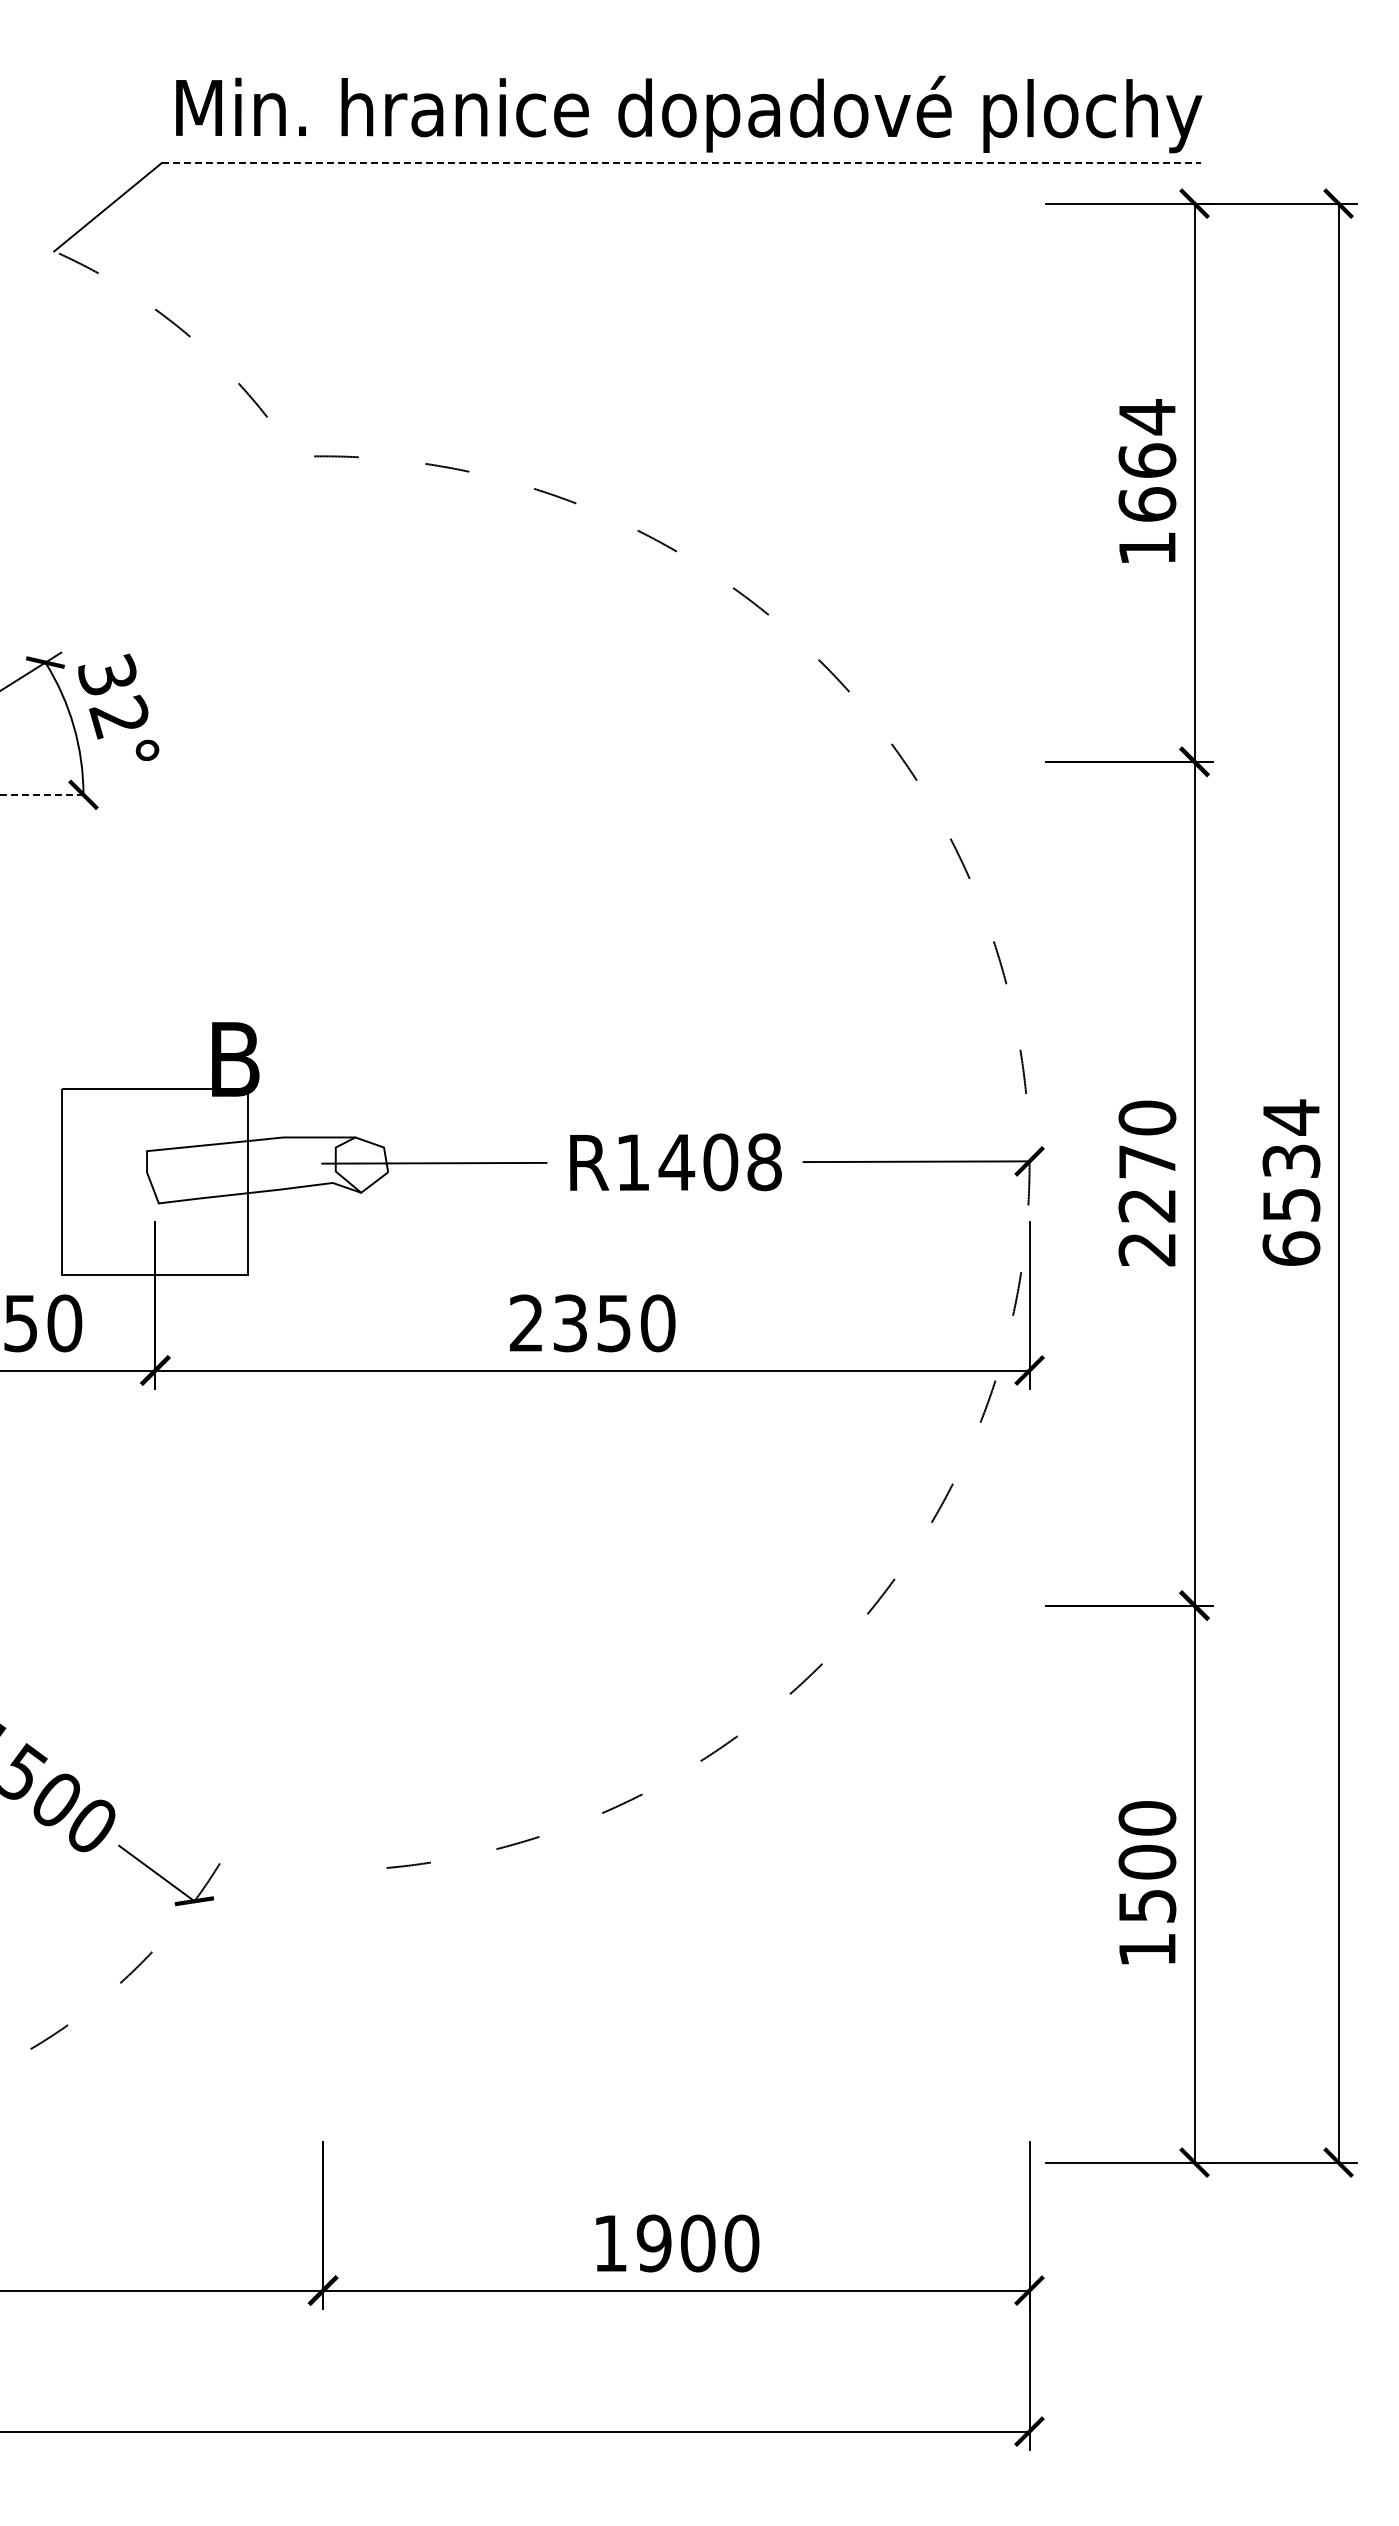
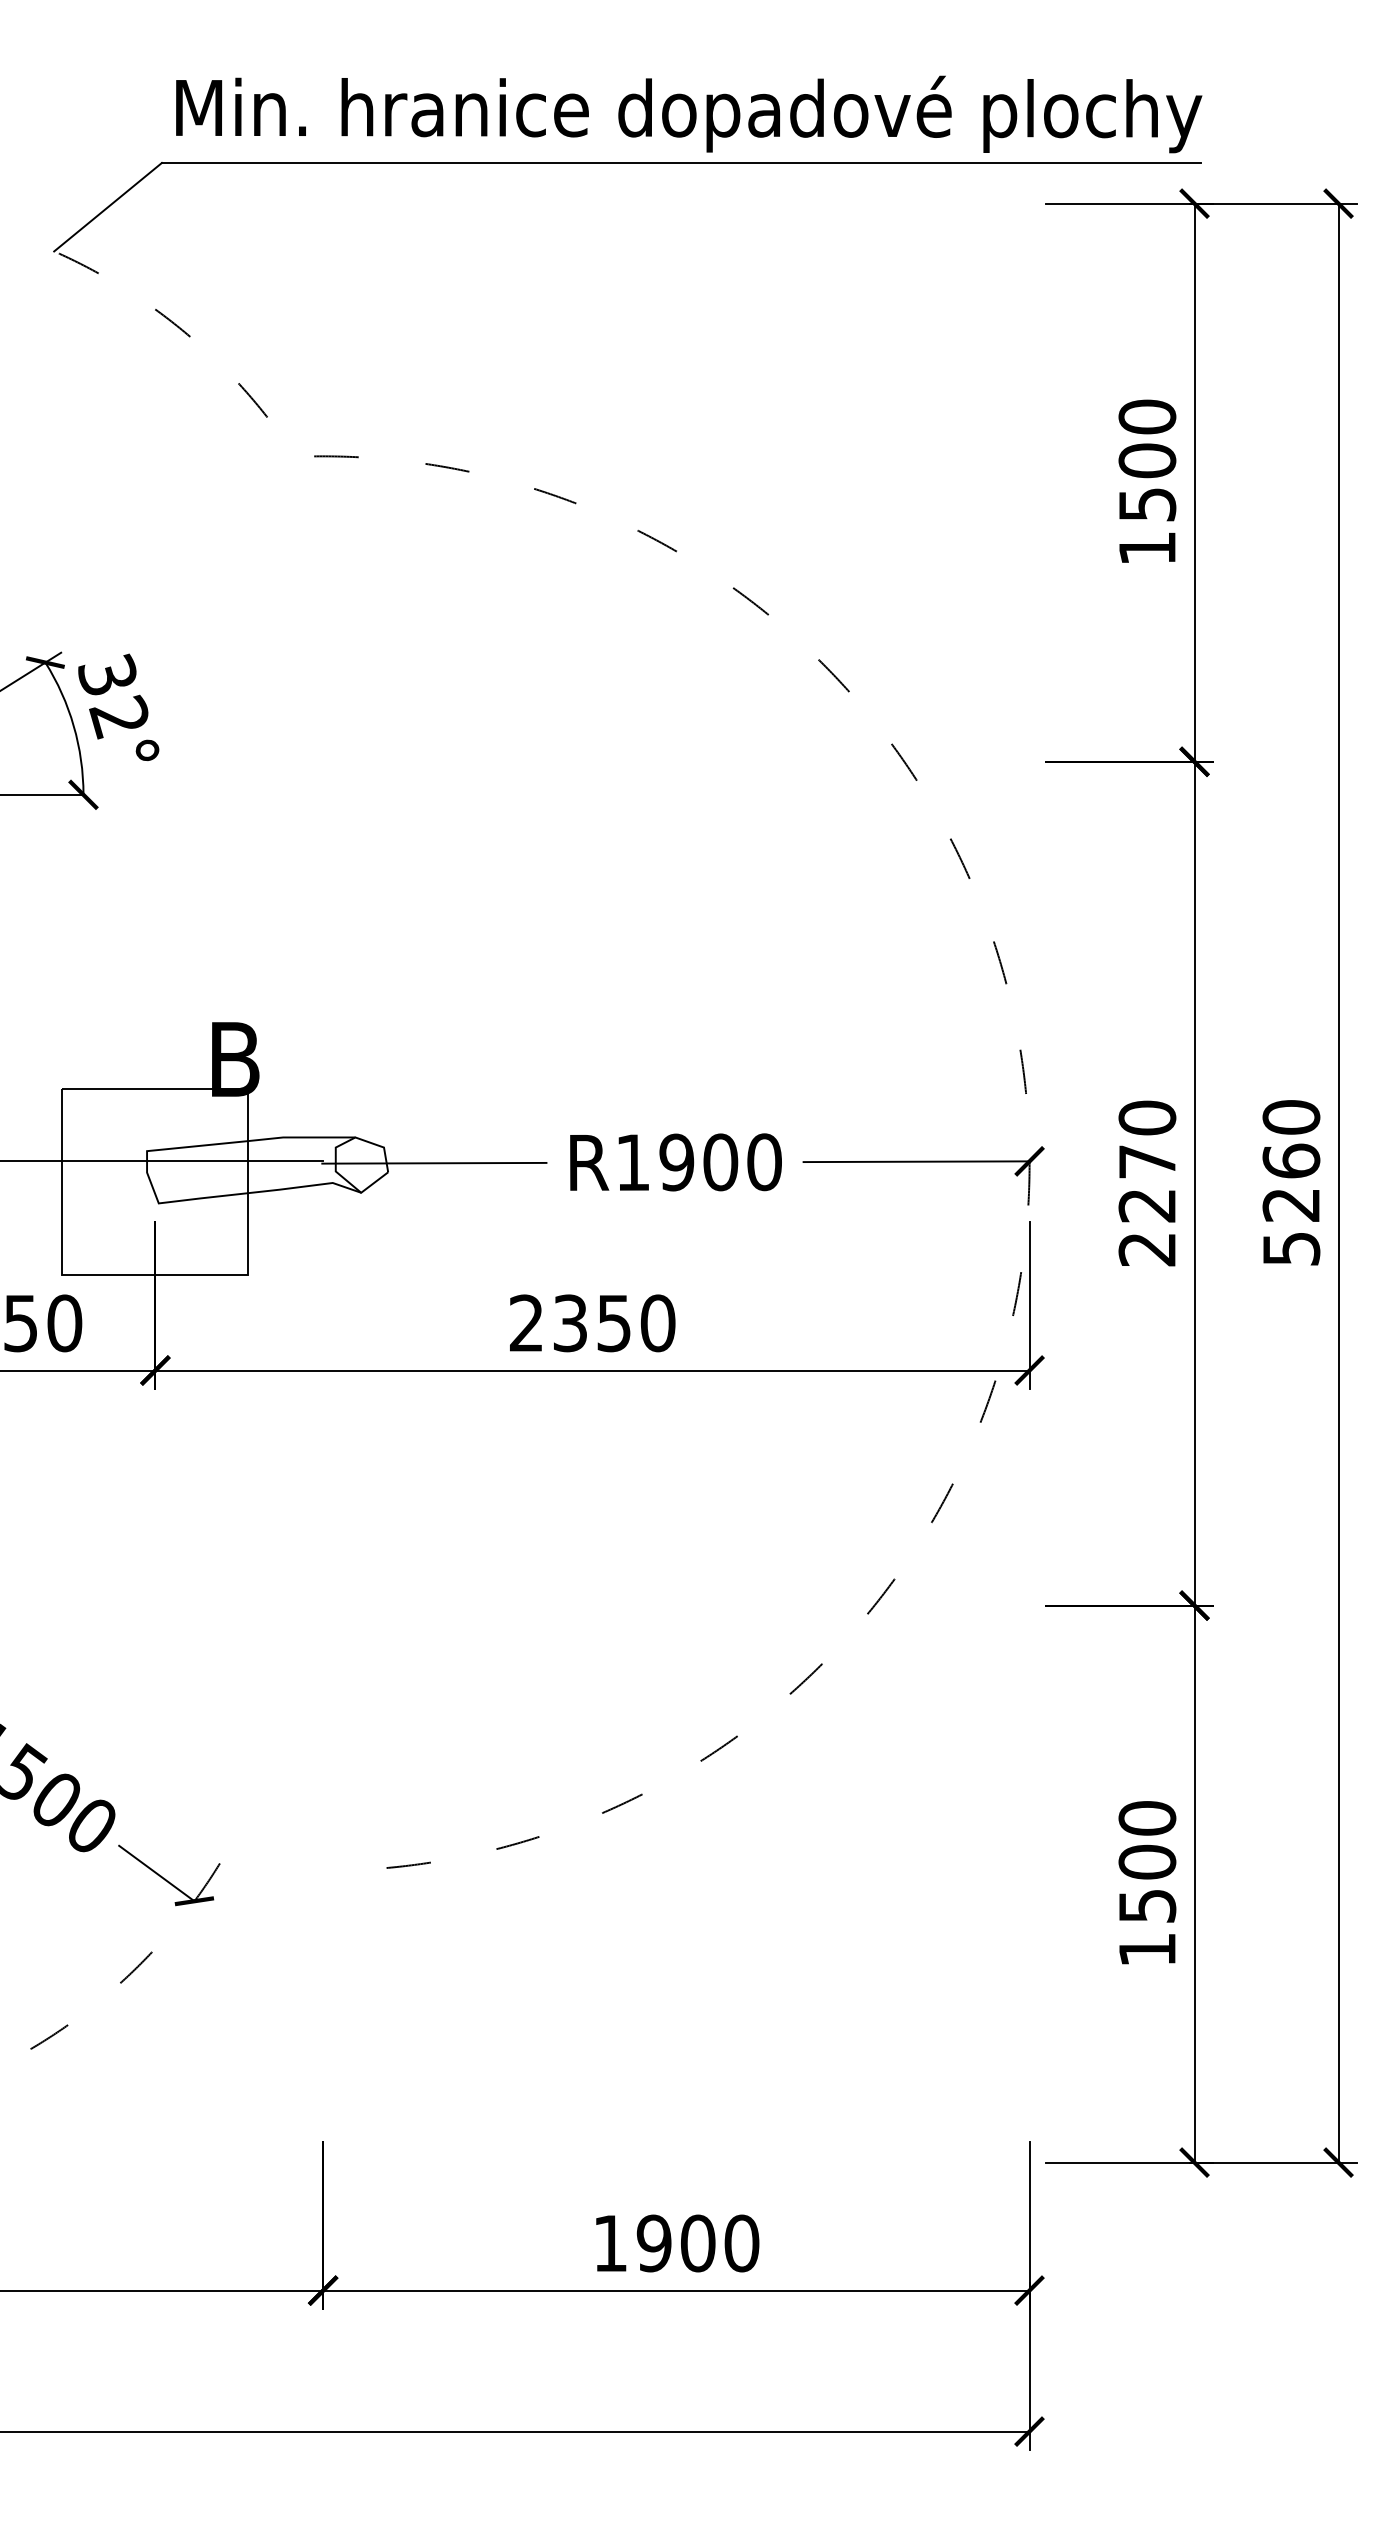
line: dashed -> solid (681, 162)
text: 1664 -> 1500 (1147, 460)
line: dashed -> solid (42, 794)
line: none -> present (162, 1161)
text: R1408 -> R1900 (719, 1162)
text: 6534 -> 5260 (1291, 1182)
